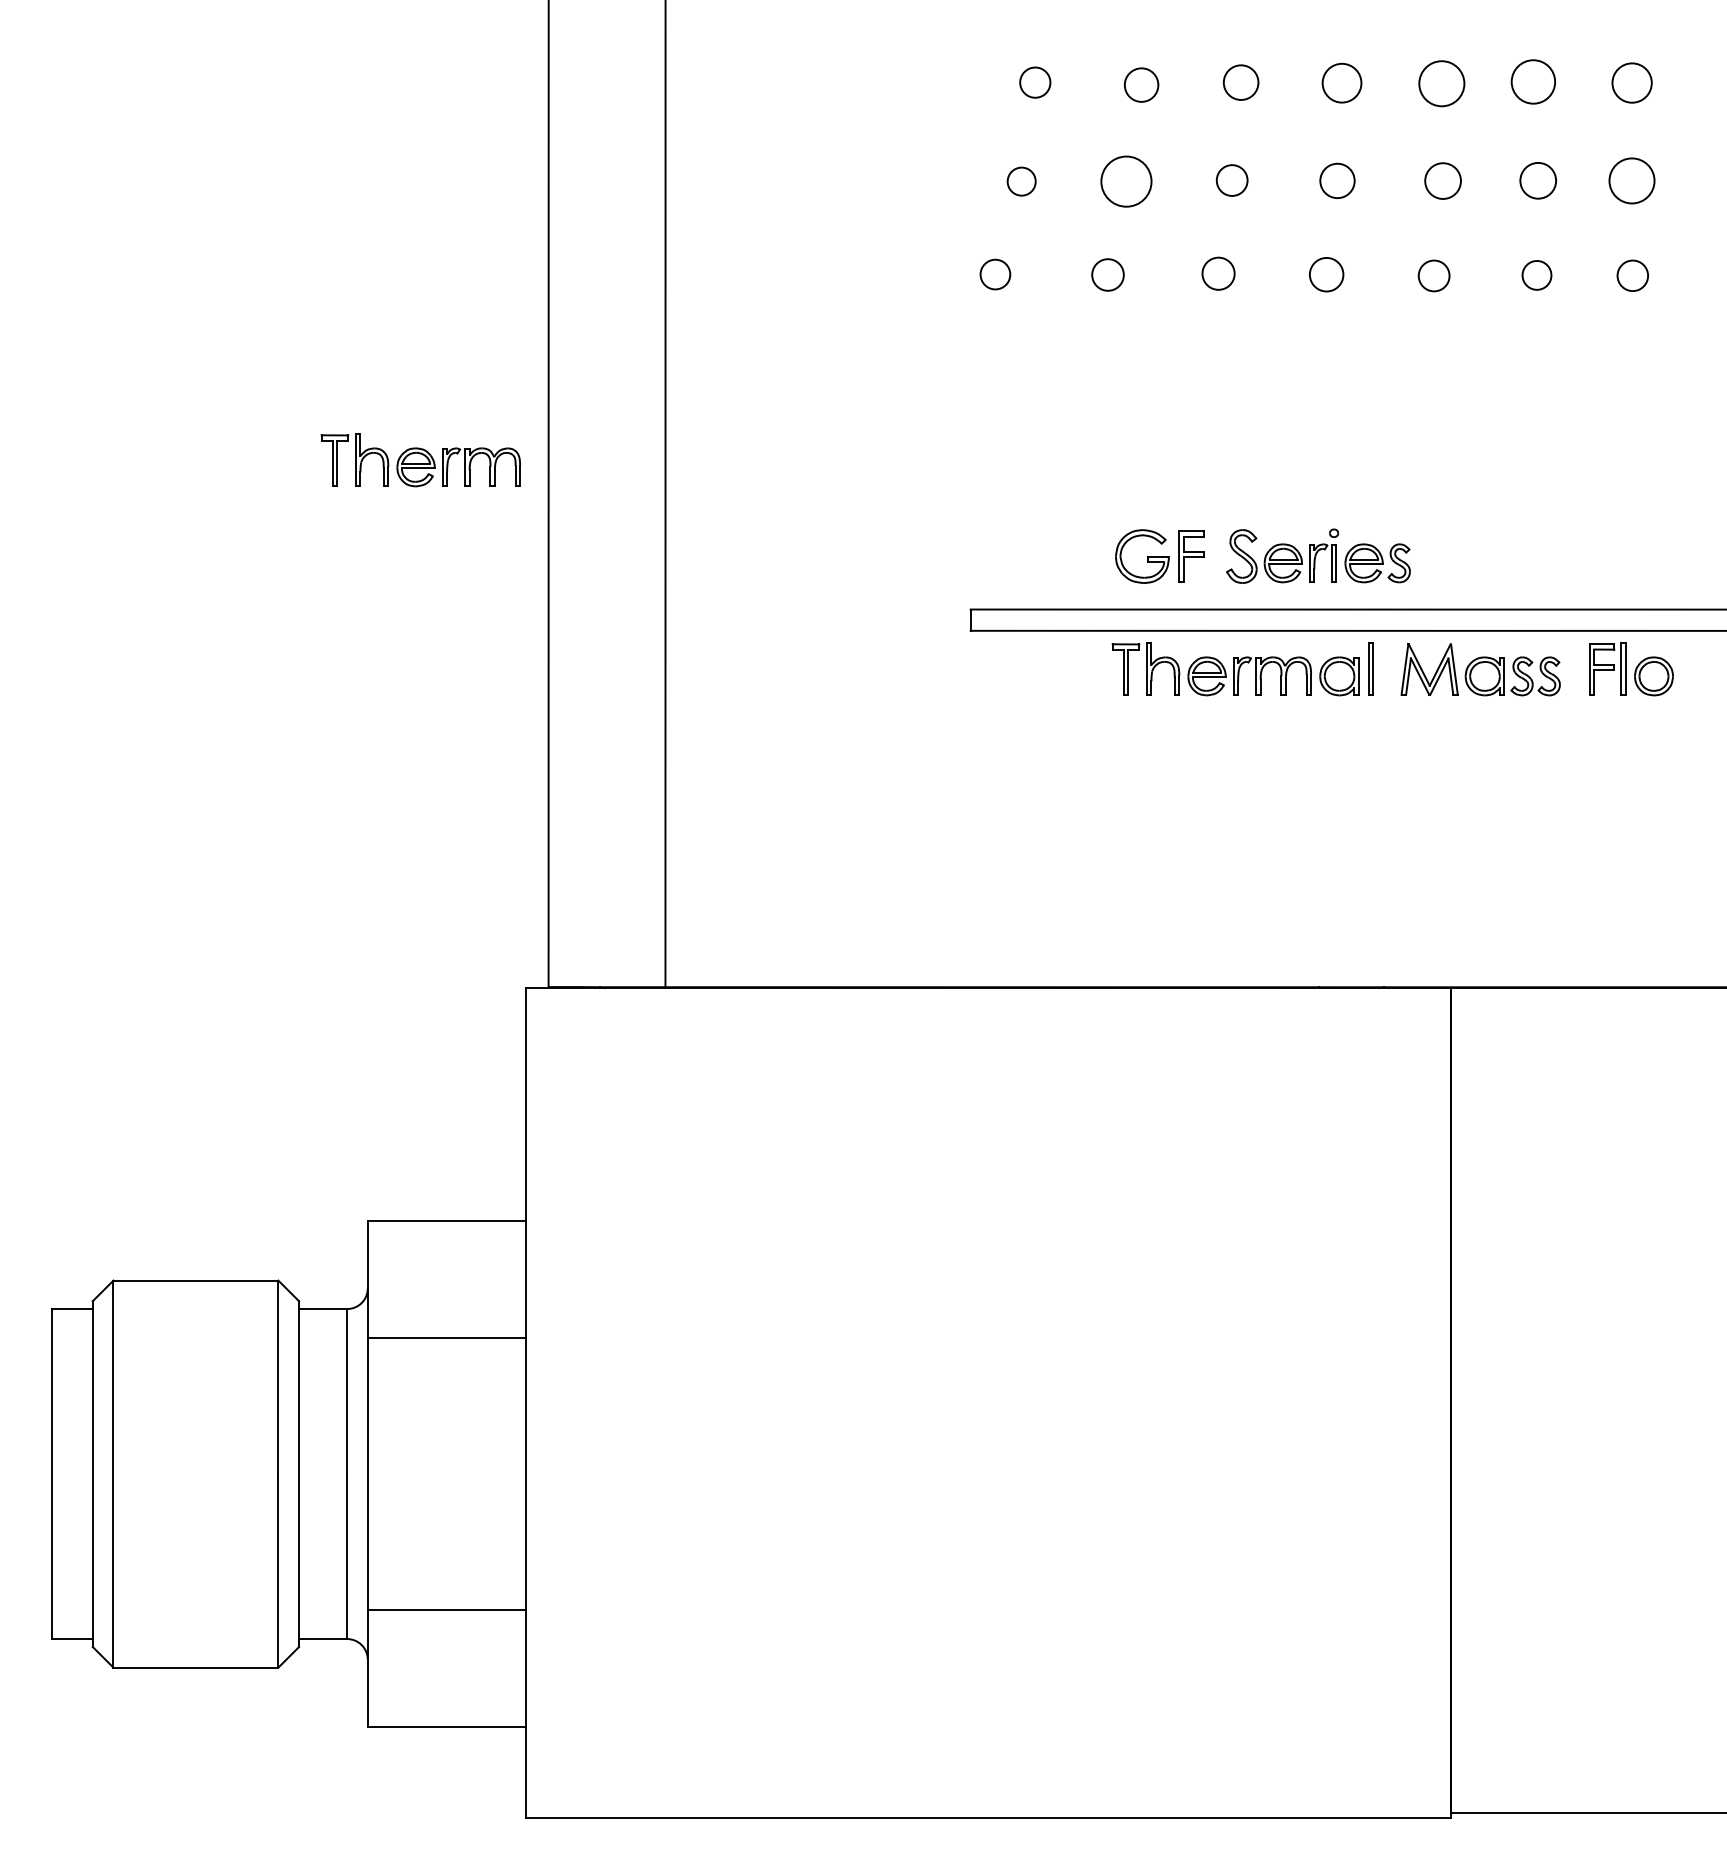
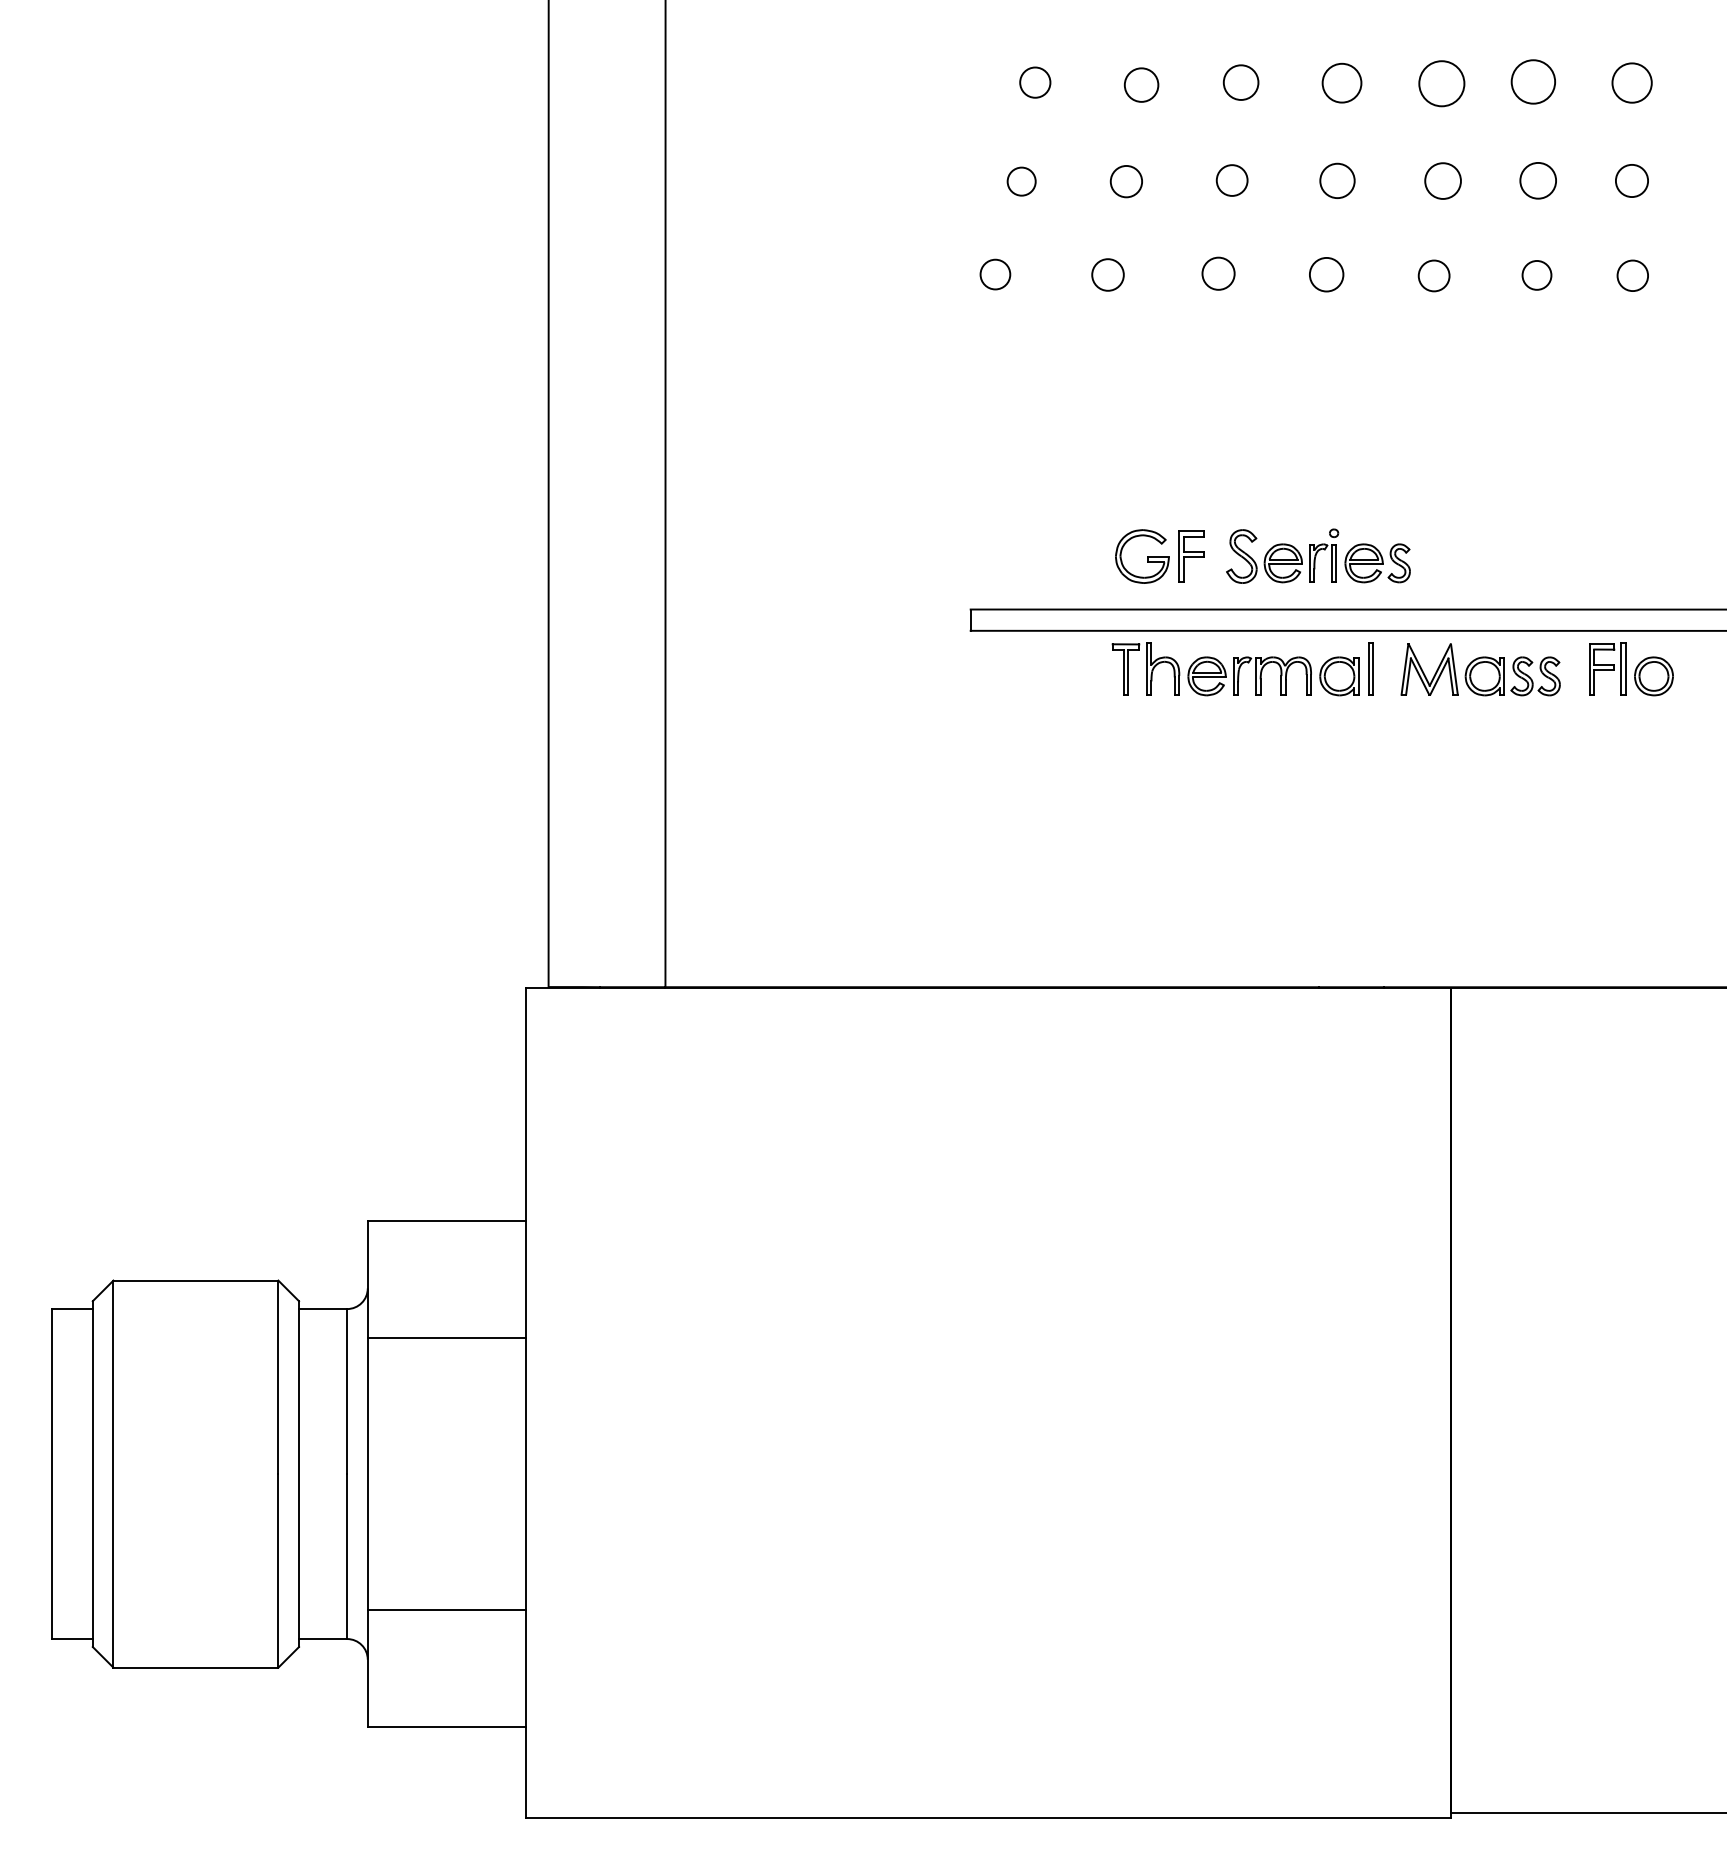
circle size: 48x48 px -> 34x34 px (1631, 180)
circle diameter: 50 px -> 31 px (1126, 181)
part: present -> none (420, 460)
